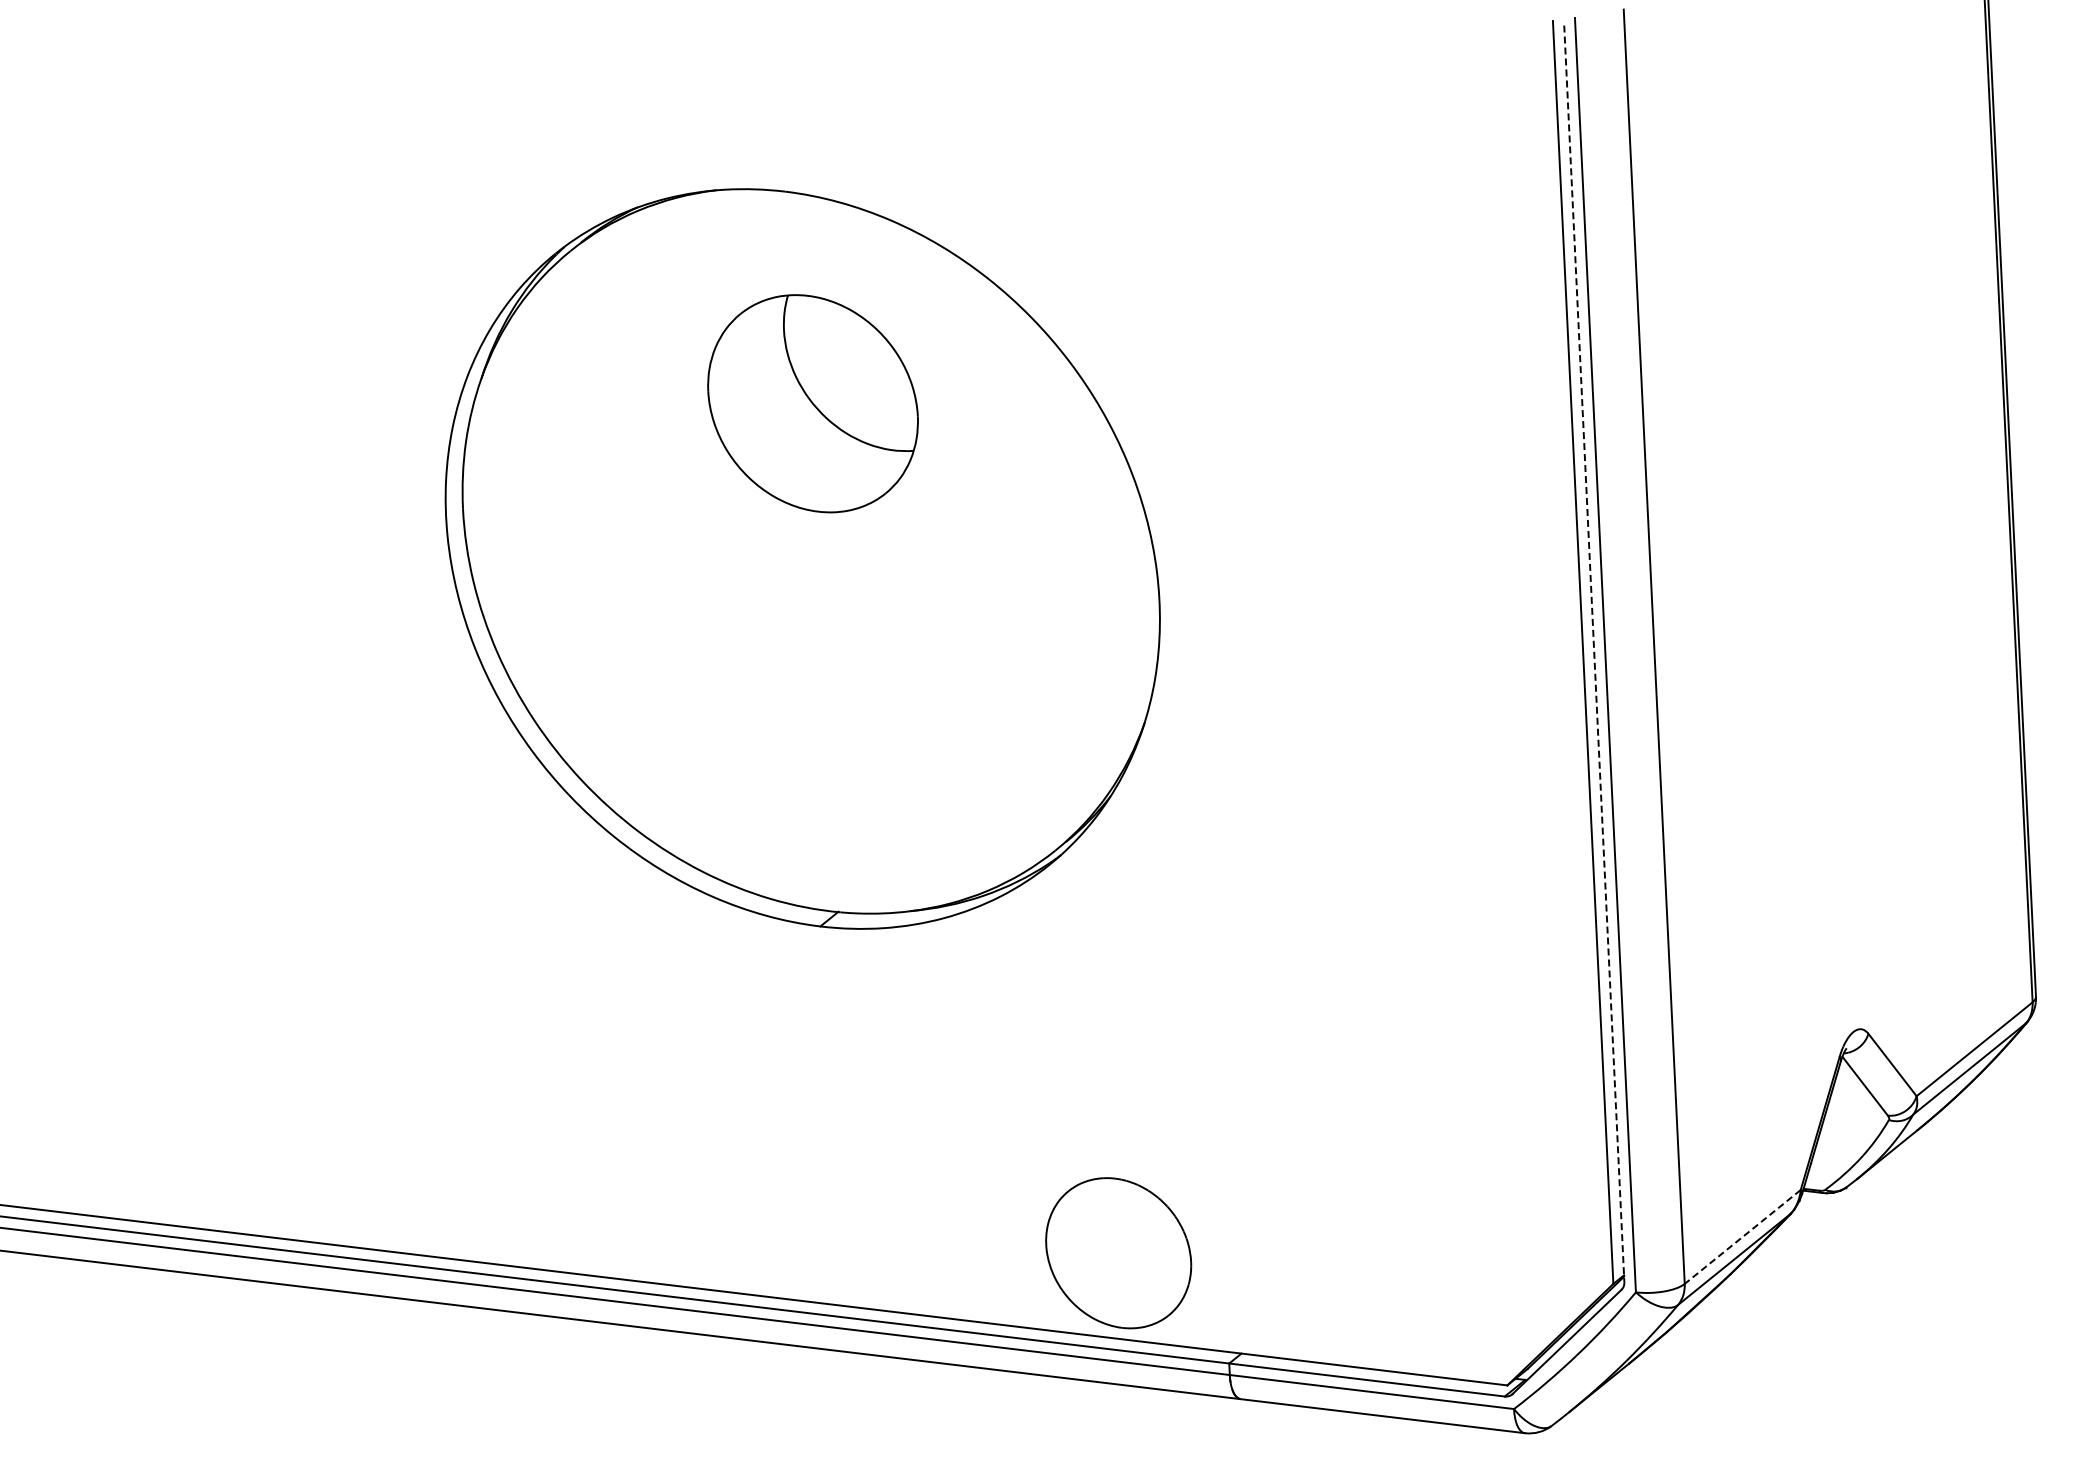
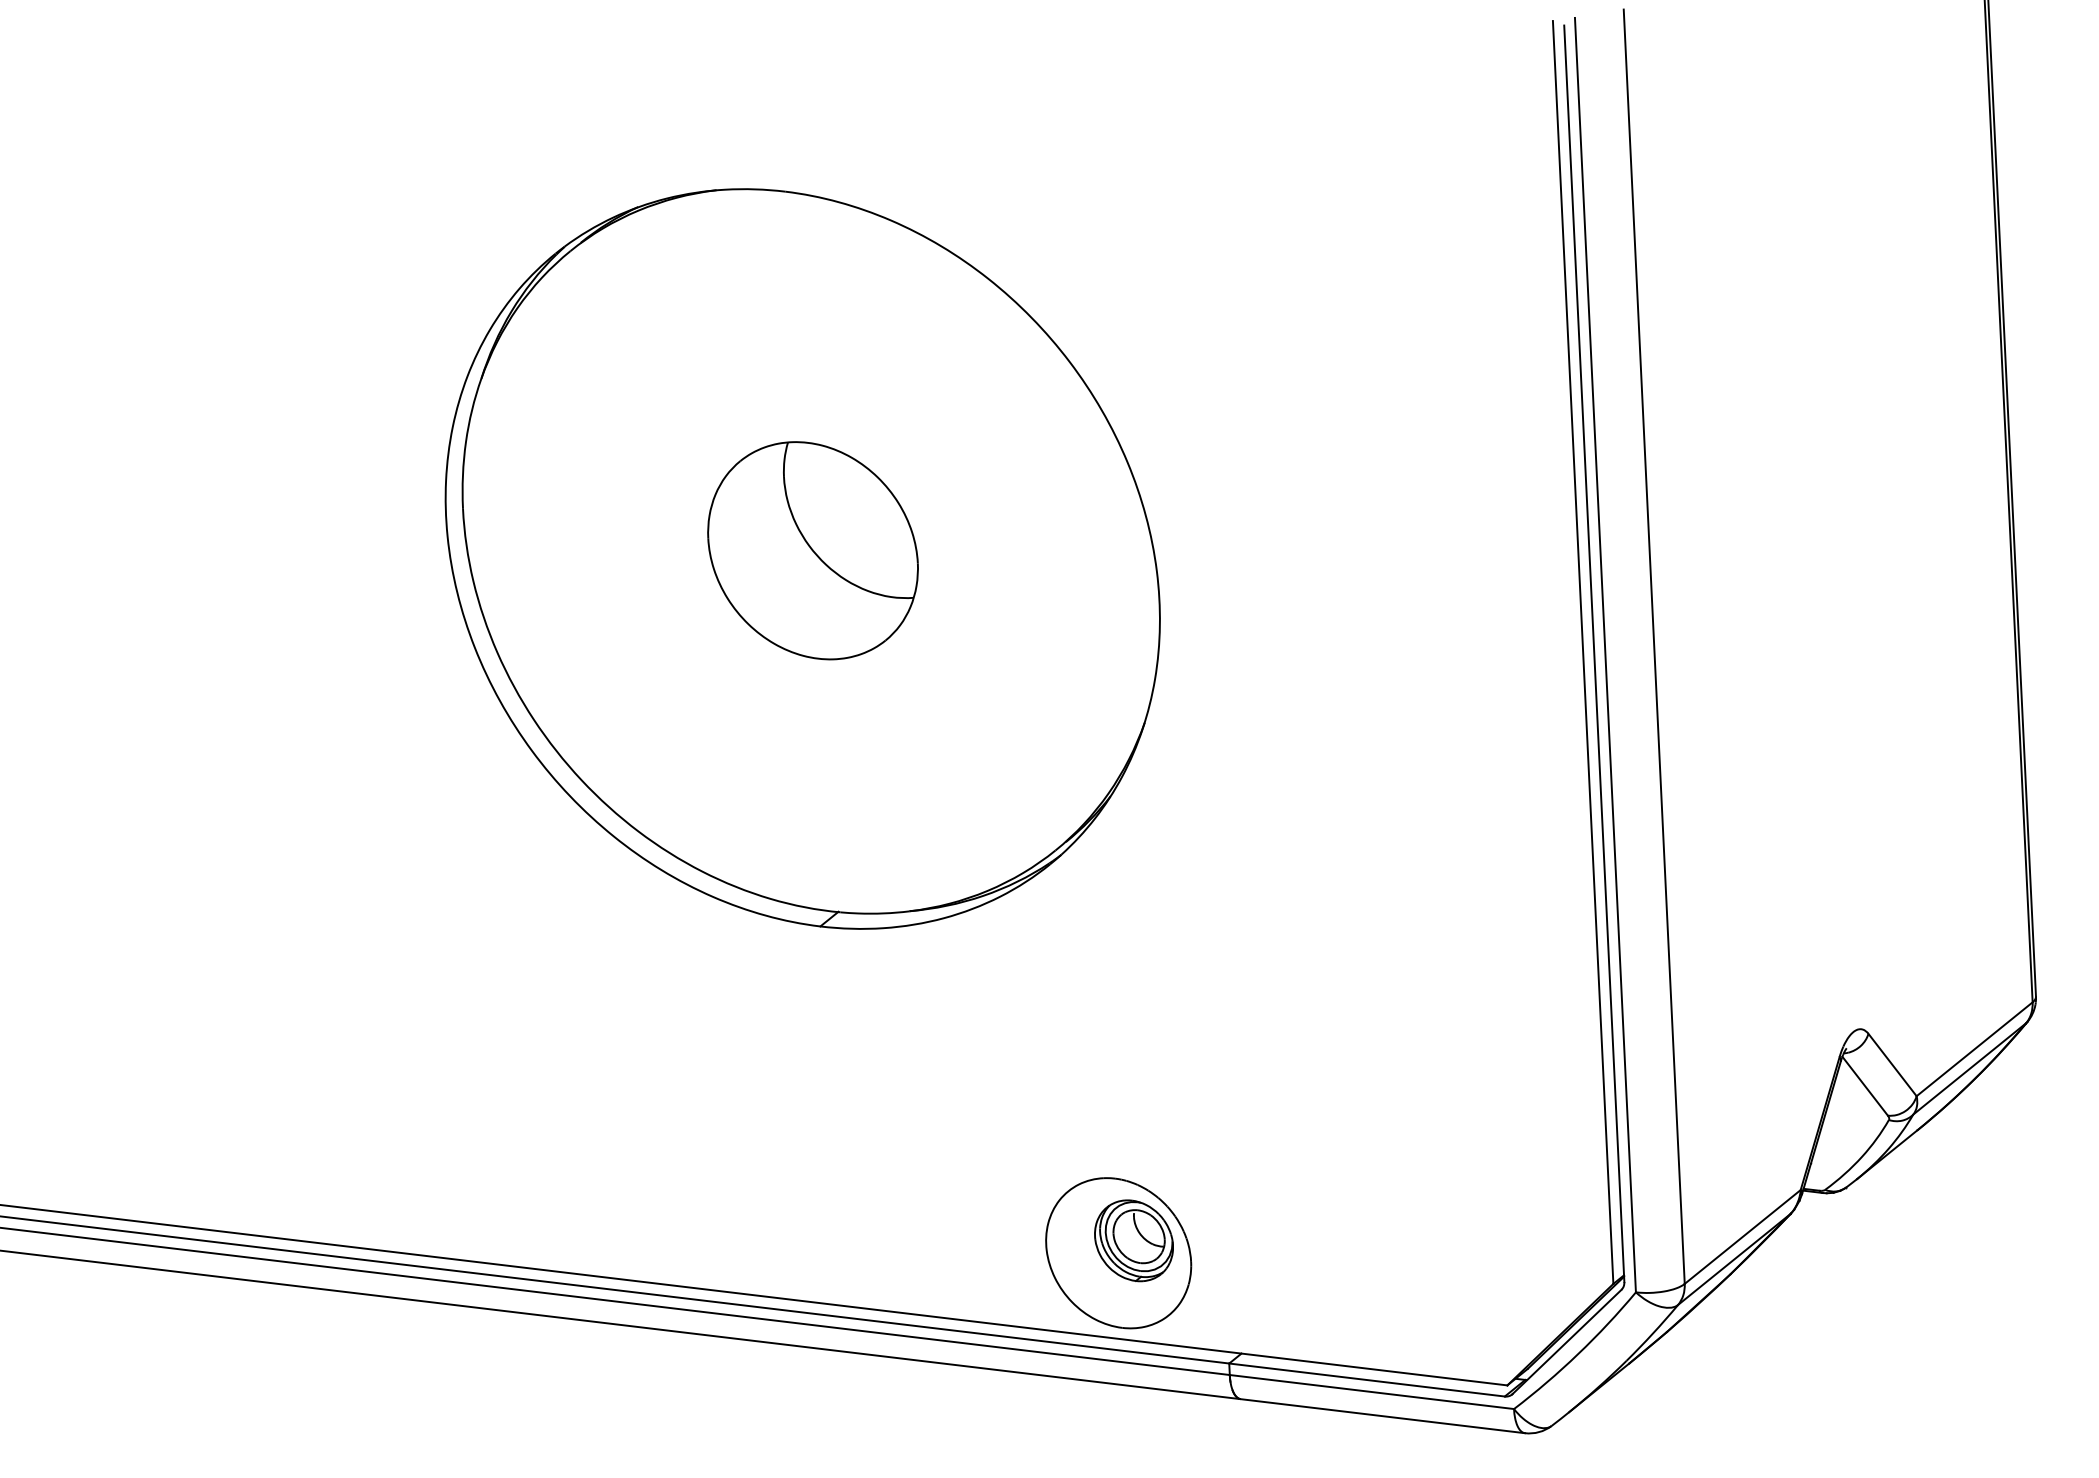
part position: (812, 403) -> (812, 550) (812, 550)
line: dashed -> solid (1594, 653)
line: dashed -> solid (1742, 1236)
part: none -> present (1133, 1240)
